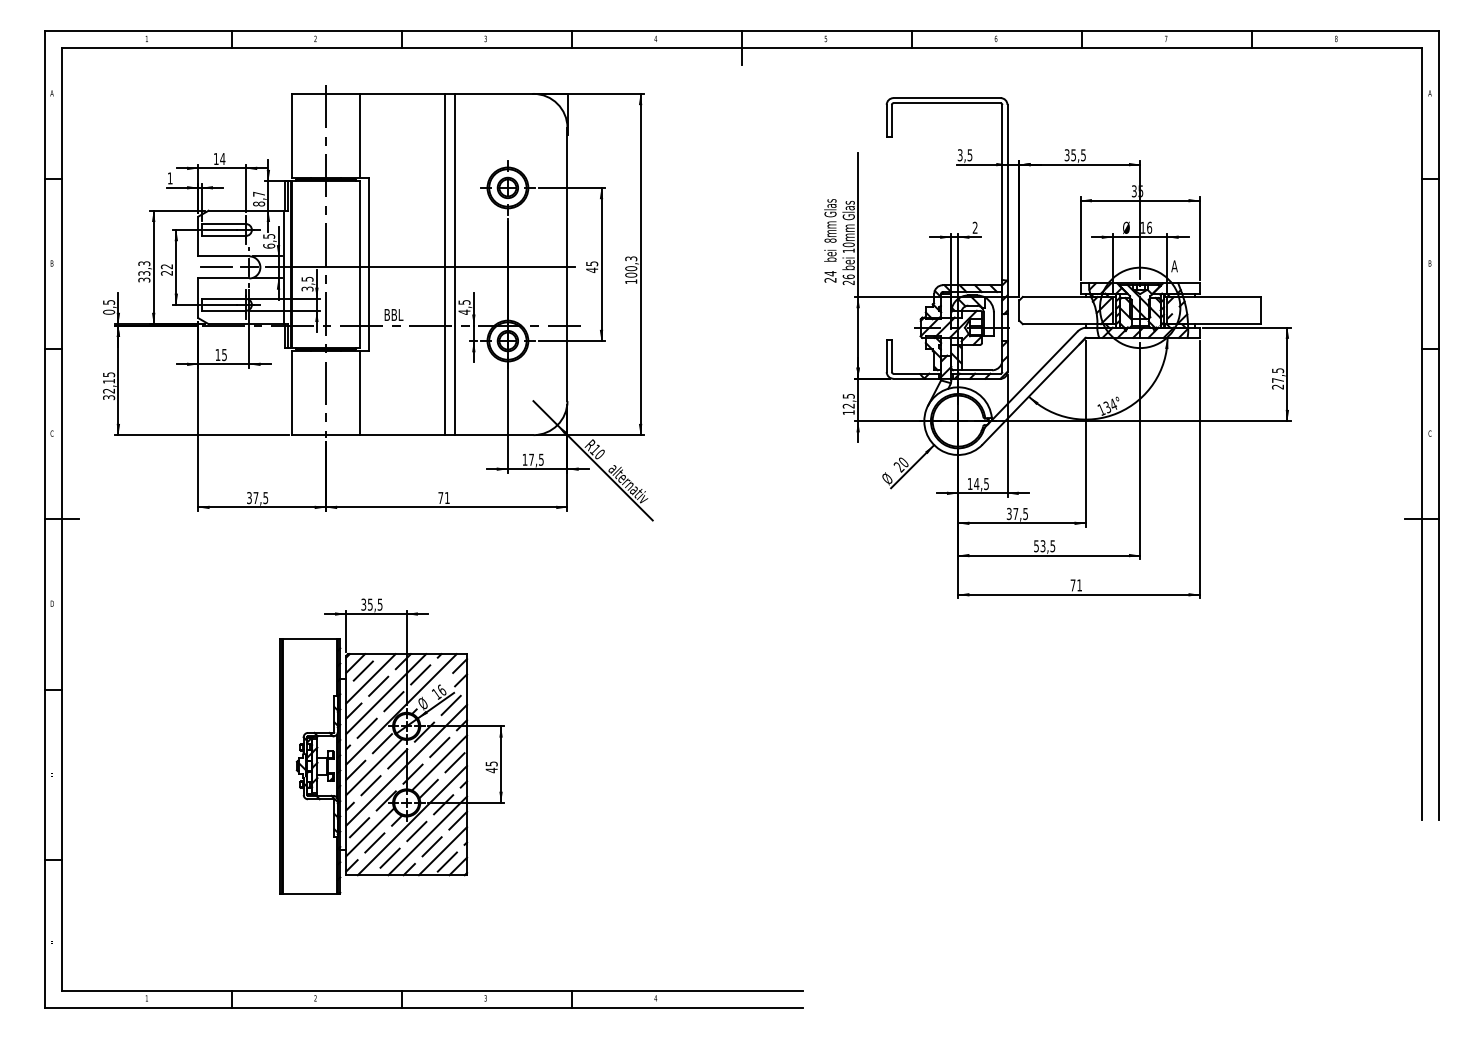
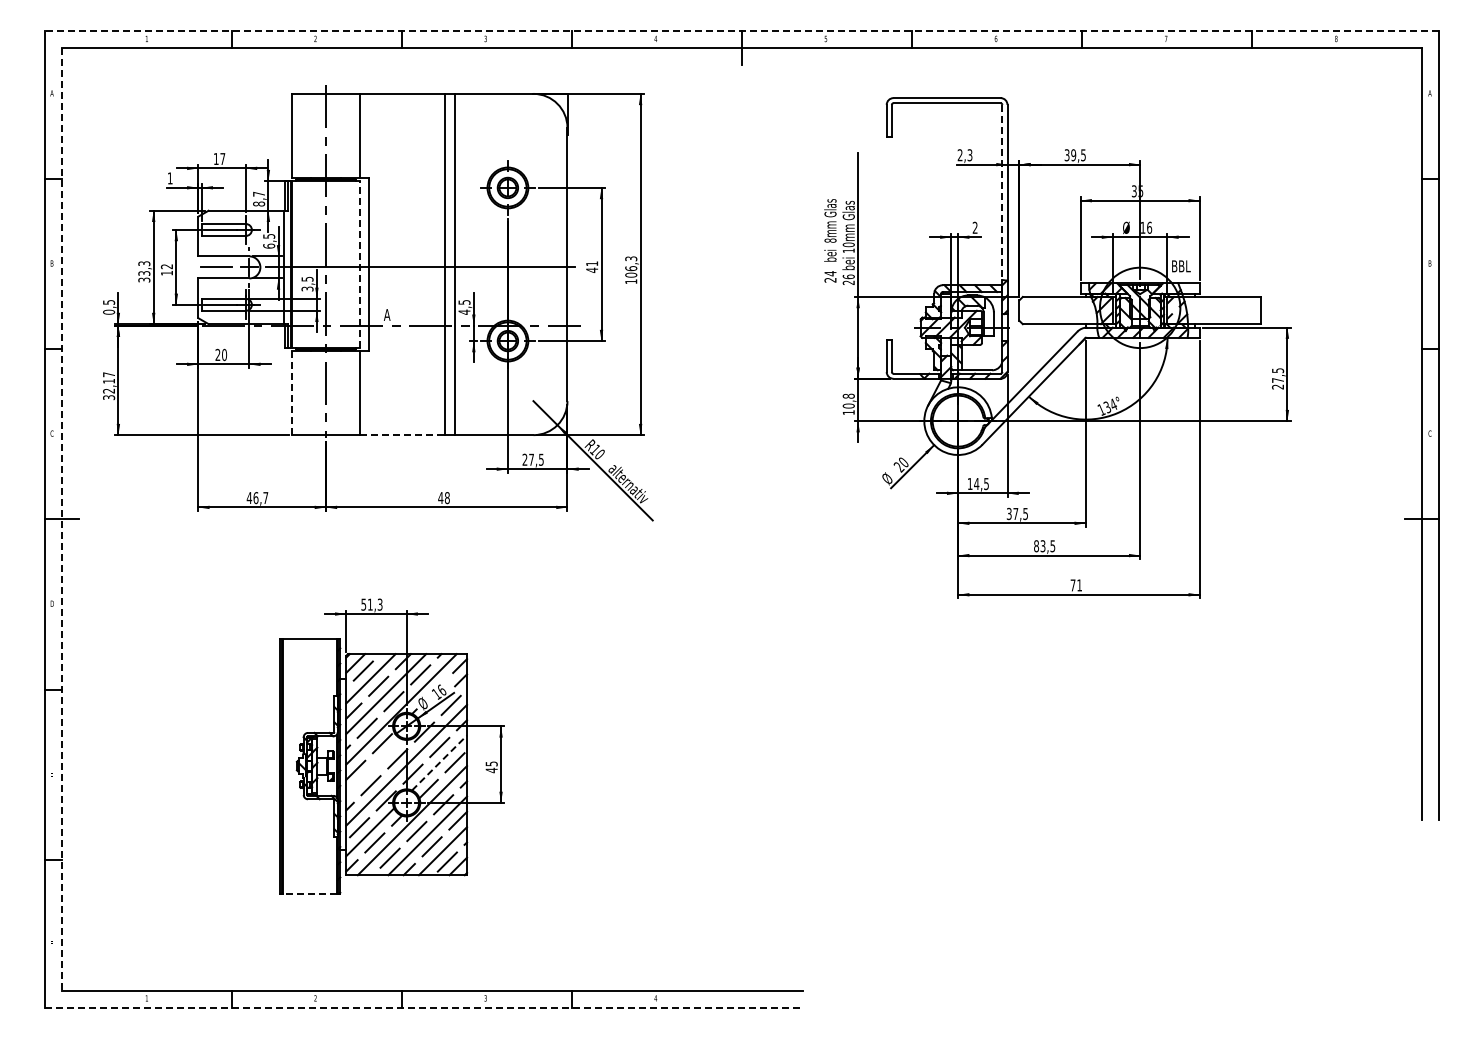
line: solid -> dashed (741, 31)
text: 35,5 -> 39,5 (1073, 154)
text: 3,5 -> 2,3 (964, 155)
text: 14 -> 17 (222, 158)
line: solid -> dashed (1002, 192)
text: 45 -> 41 (592, 263)
line: solid -> dashed (359, 264)
text: A -> BBL (1180, 266)
text: 100,3 -> 106,3 (630, 268)
text: 22 -> 12 (166, 273)
text: BBL -> A (393, 314)
text: 15 -> 20 (221, 354)
text: 32,15 -> 32,17 (109, 374)
line: solid -> dashed (292, 393)
text: 12,5 -> 10,8 (848, 400)
line: solid -> dashed (402, 435)
text: 17,5 -> 27,5 (524, 459)
text: 37,5 -> 46,7 (257, 498)
text: 71 -> 48 (443, 498)
line: solid -> dashed (61, 519)
text: 53,5 -> 83,5 (1036, 546)
text: 35,5 -> 51,3 (371, 604)
line: solid -> dashed (439, 762)
line: present -> none (374, 767)
line: solid -> dashed (310, 893)
line: solid -> dashed (424, 1007)
